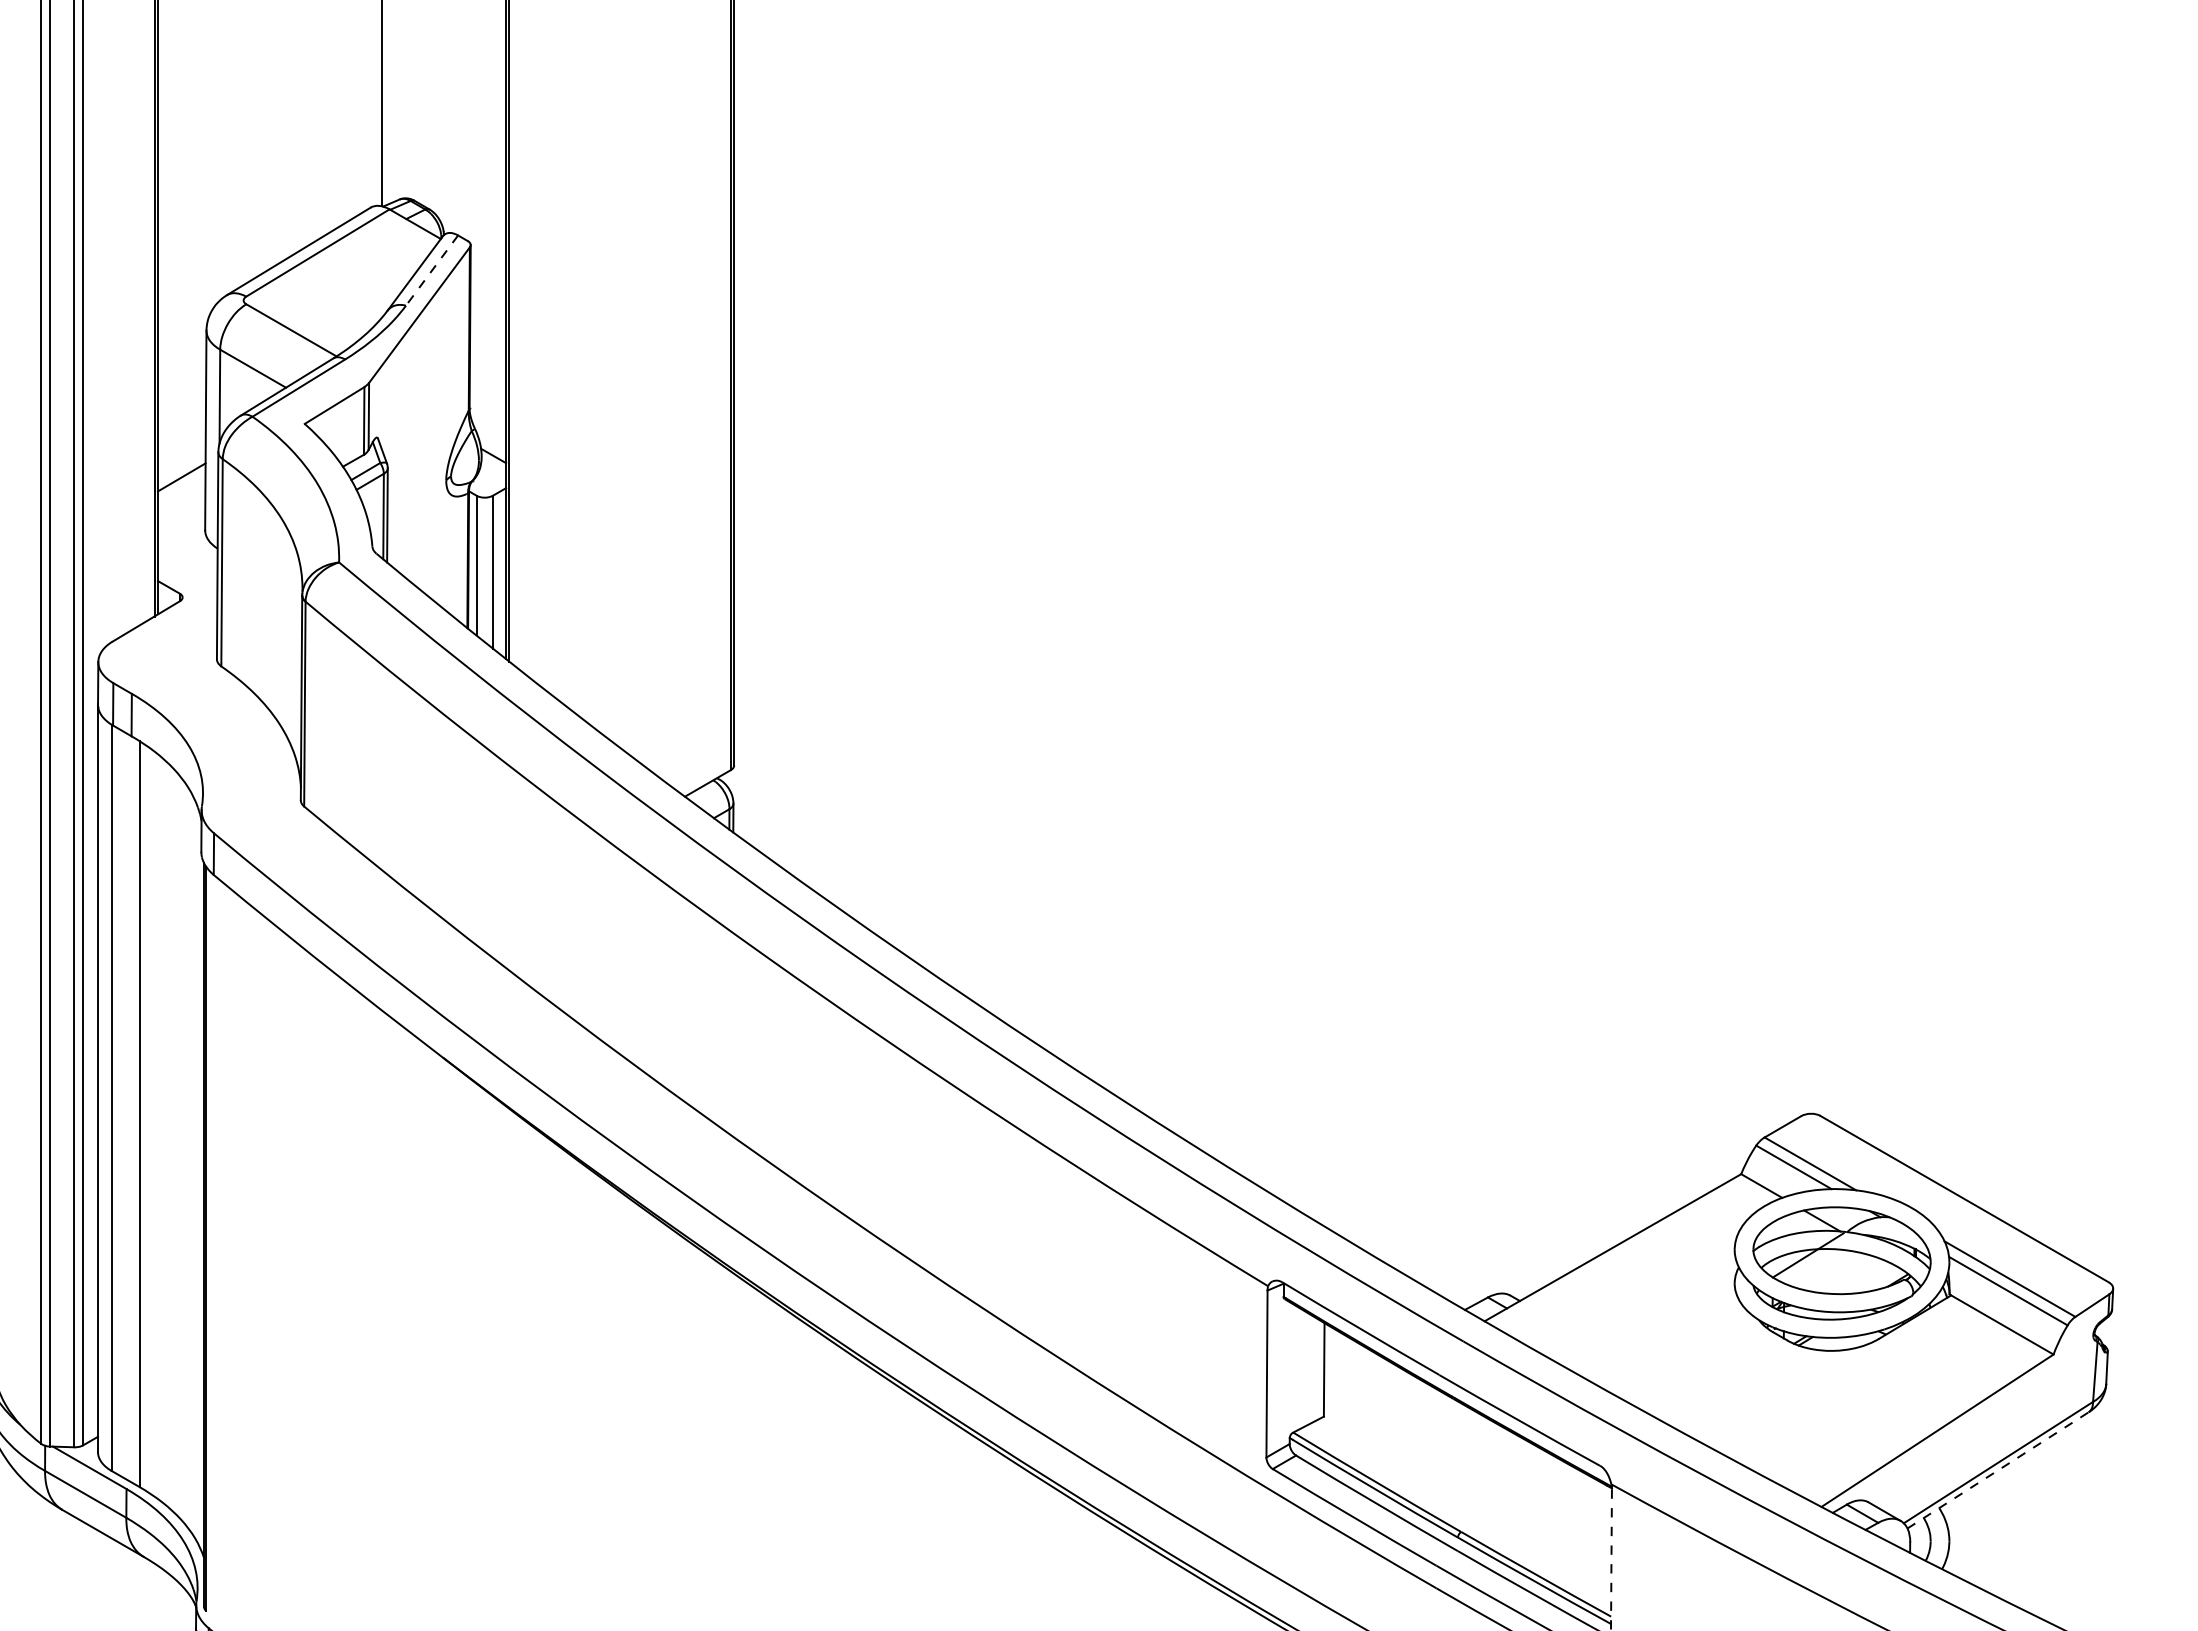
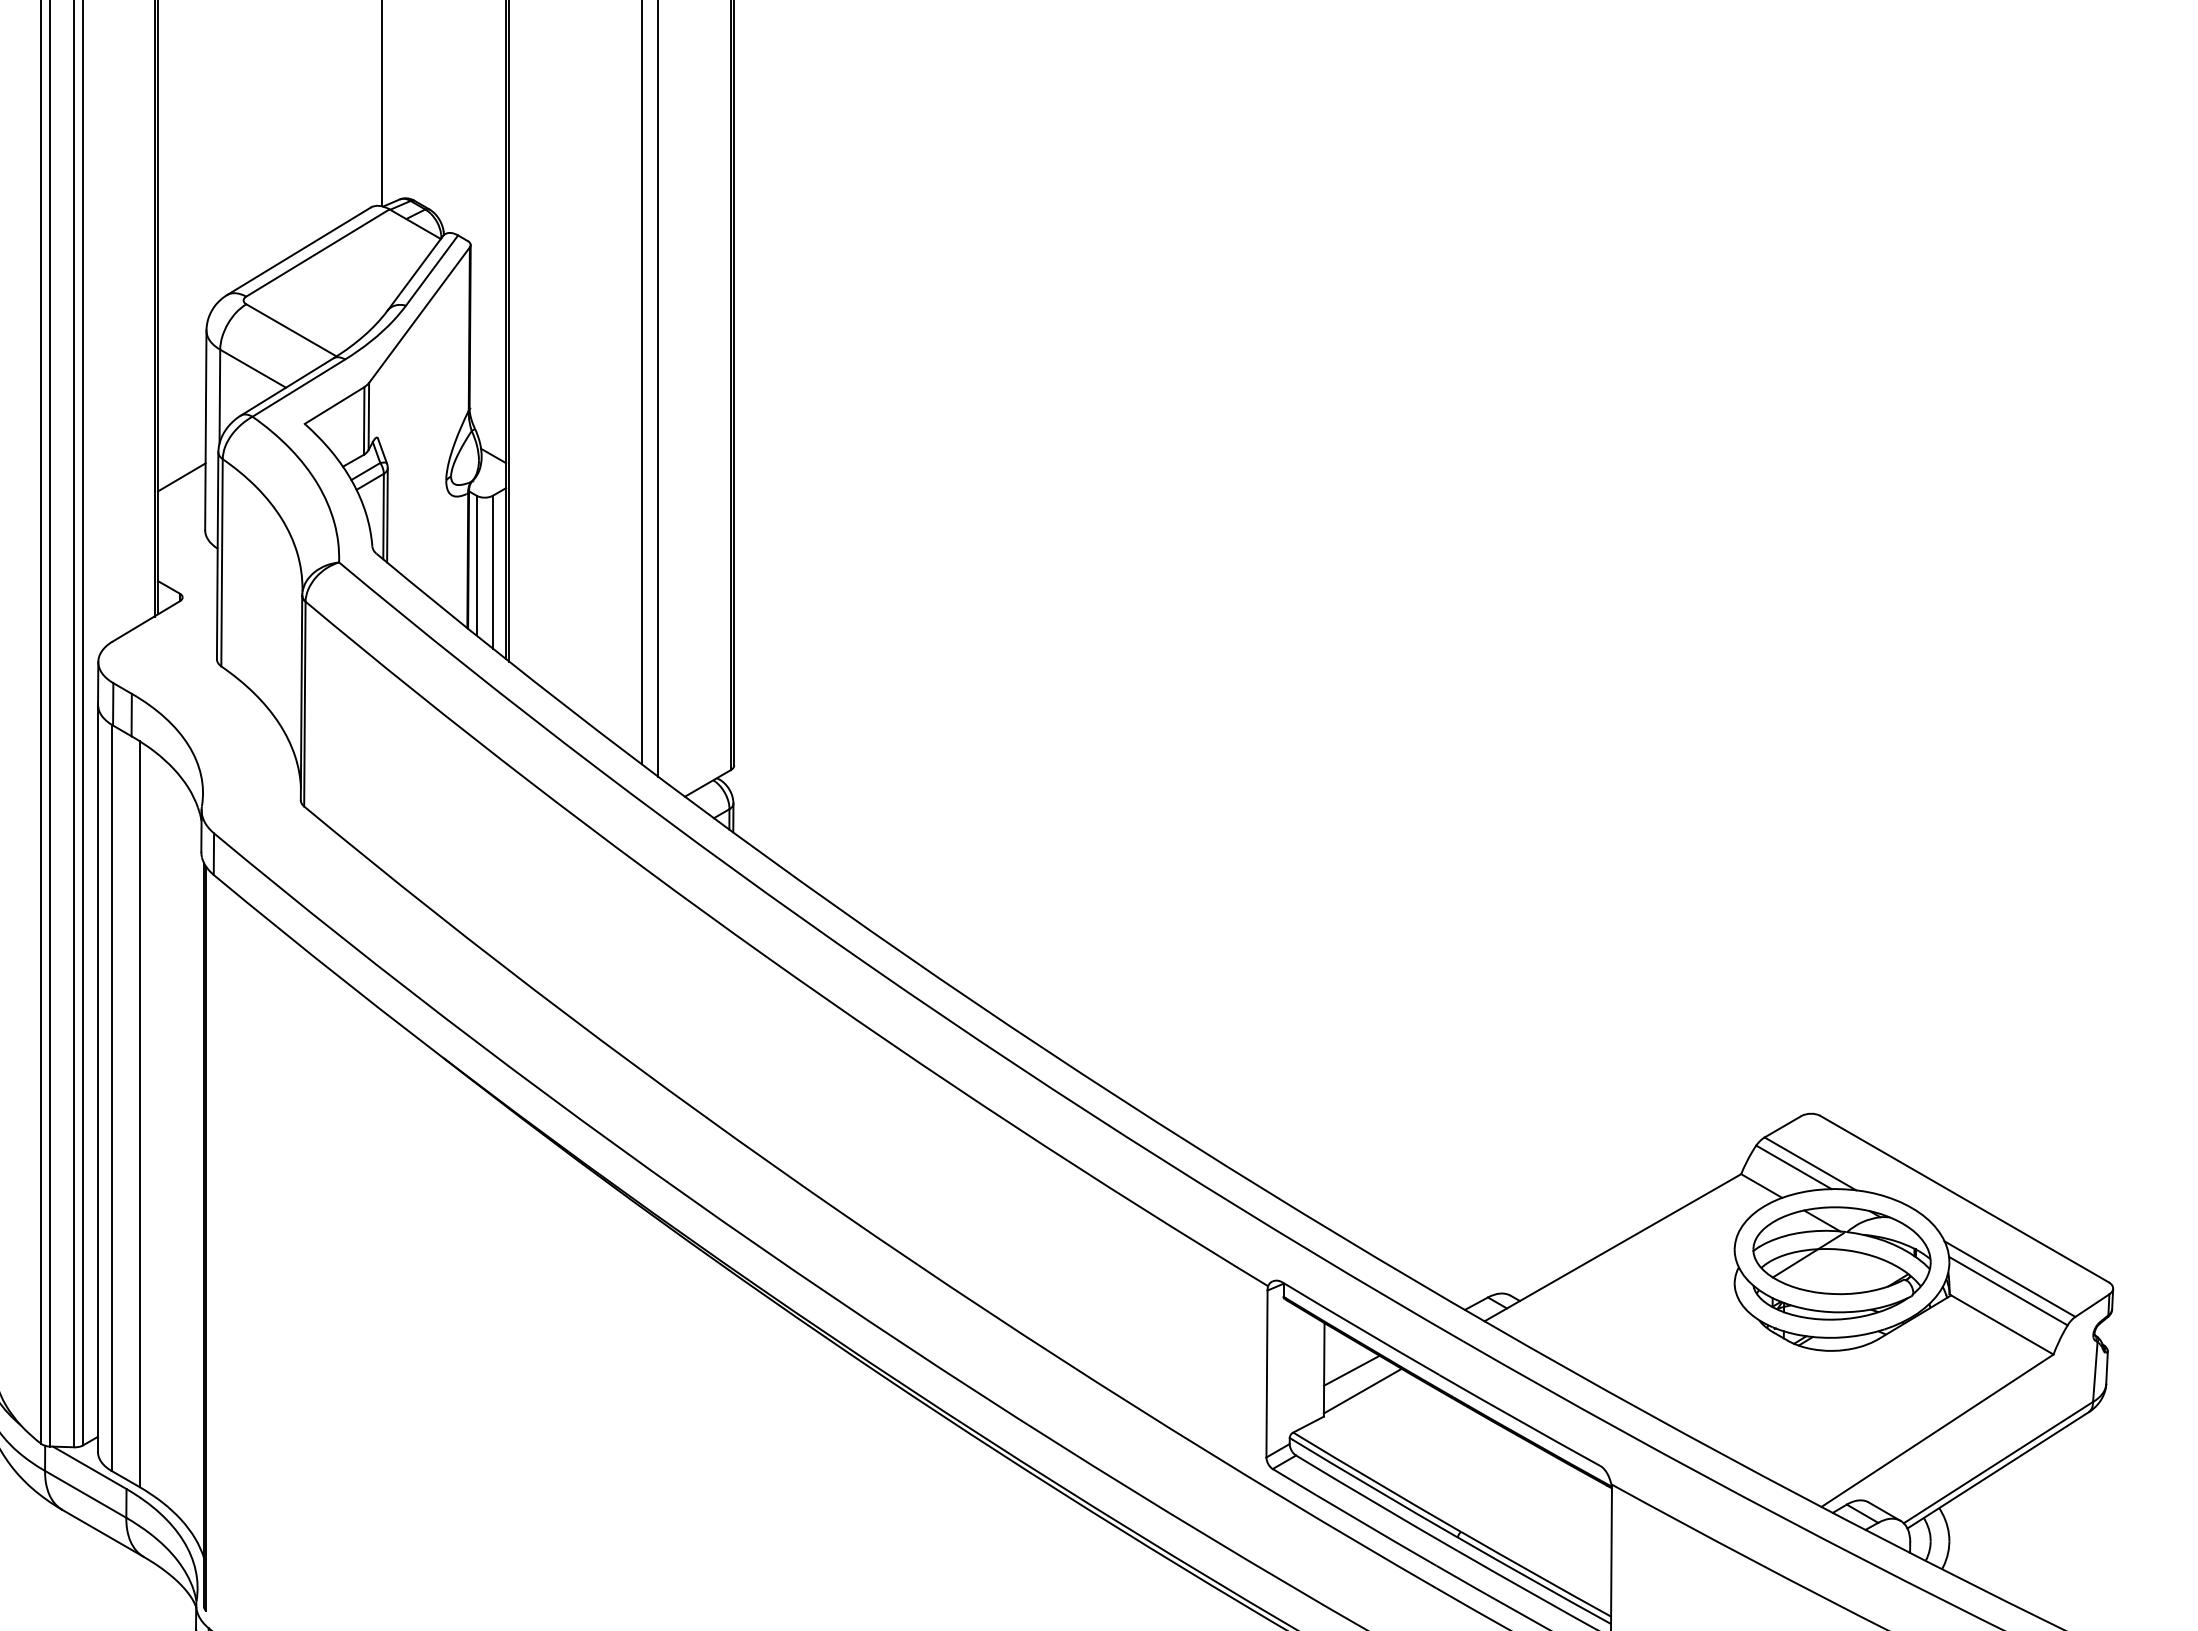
line: dashed -> solid (432, 270)
line: none -> present (641, 383)
line: none -> present (658, 389)
line: none -> present (1351, 1370)
line: none -> present (1362, 1390)
line: dashed -> solid (1997, 1470)
line: dashed -> solid (1611, 1560)
